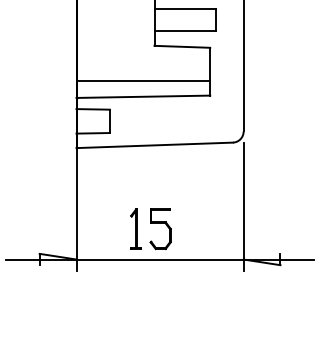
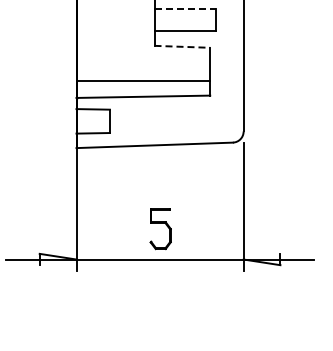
line: solid -> dashed (185, 8)
line: solid -> dashed (182, 46)
part: present -> none (135, 228)
